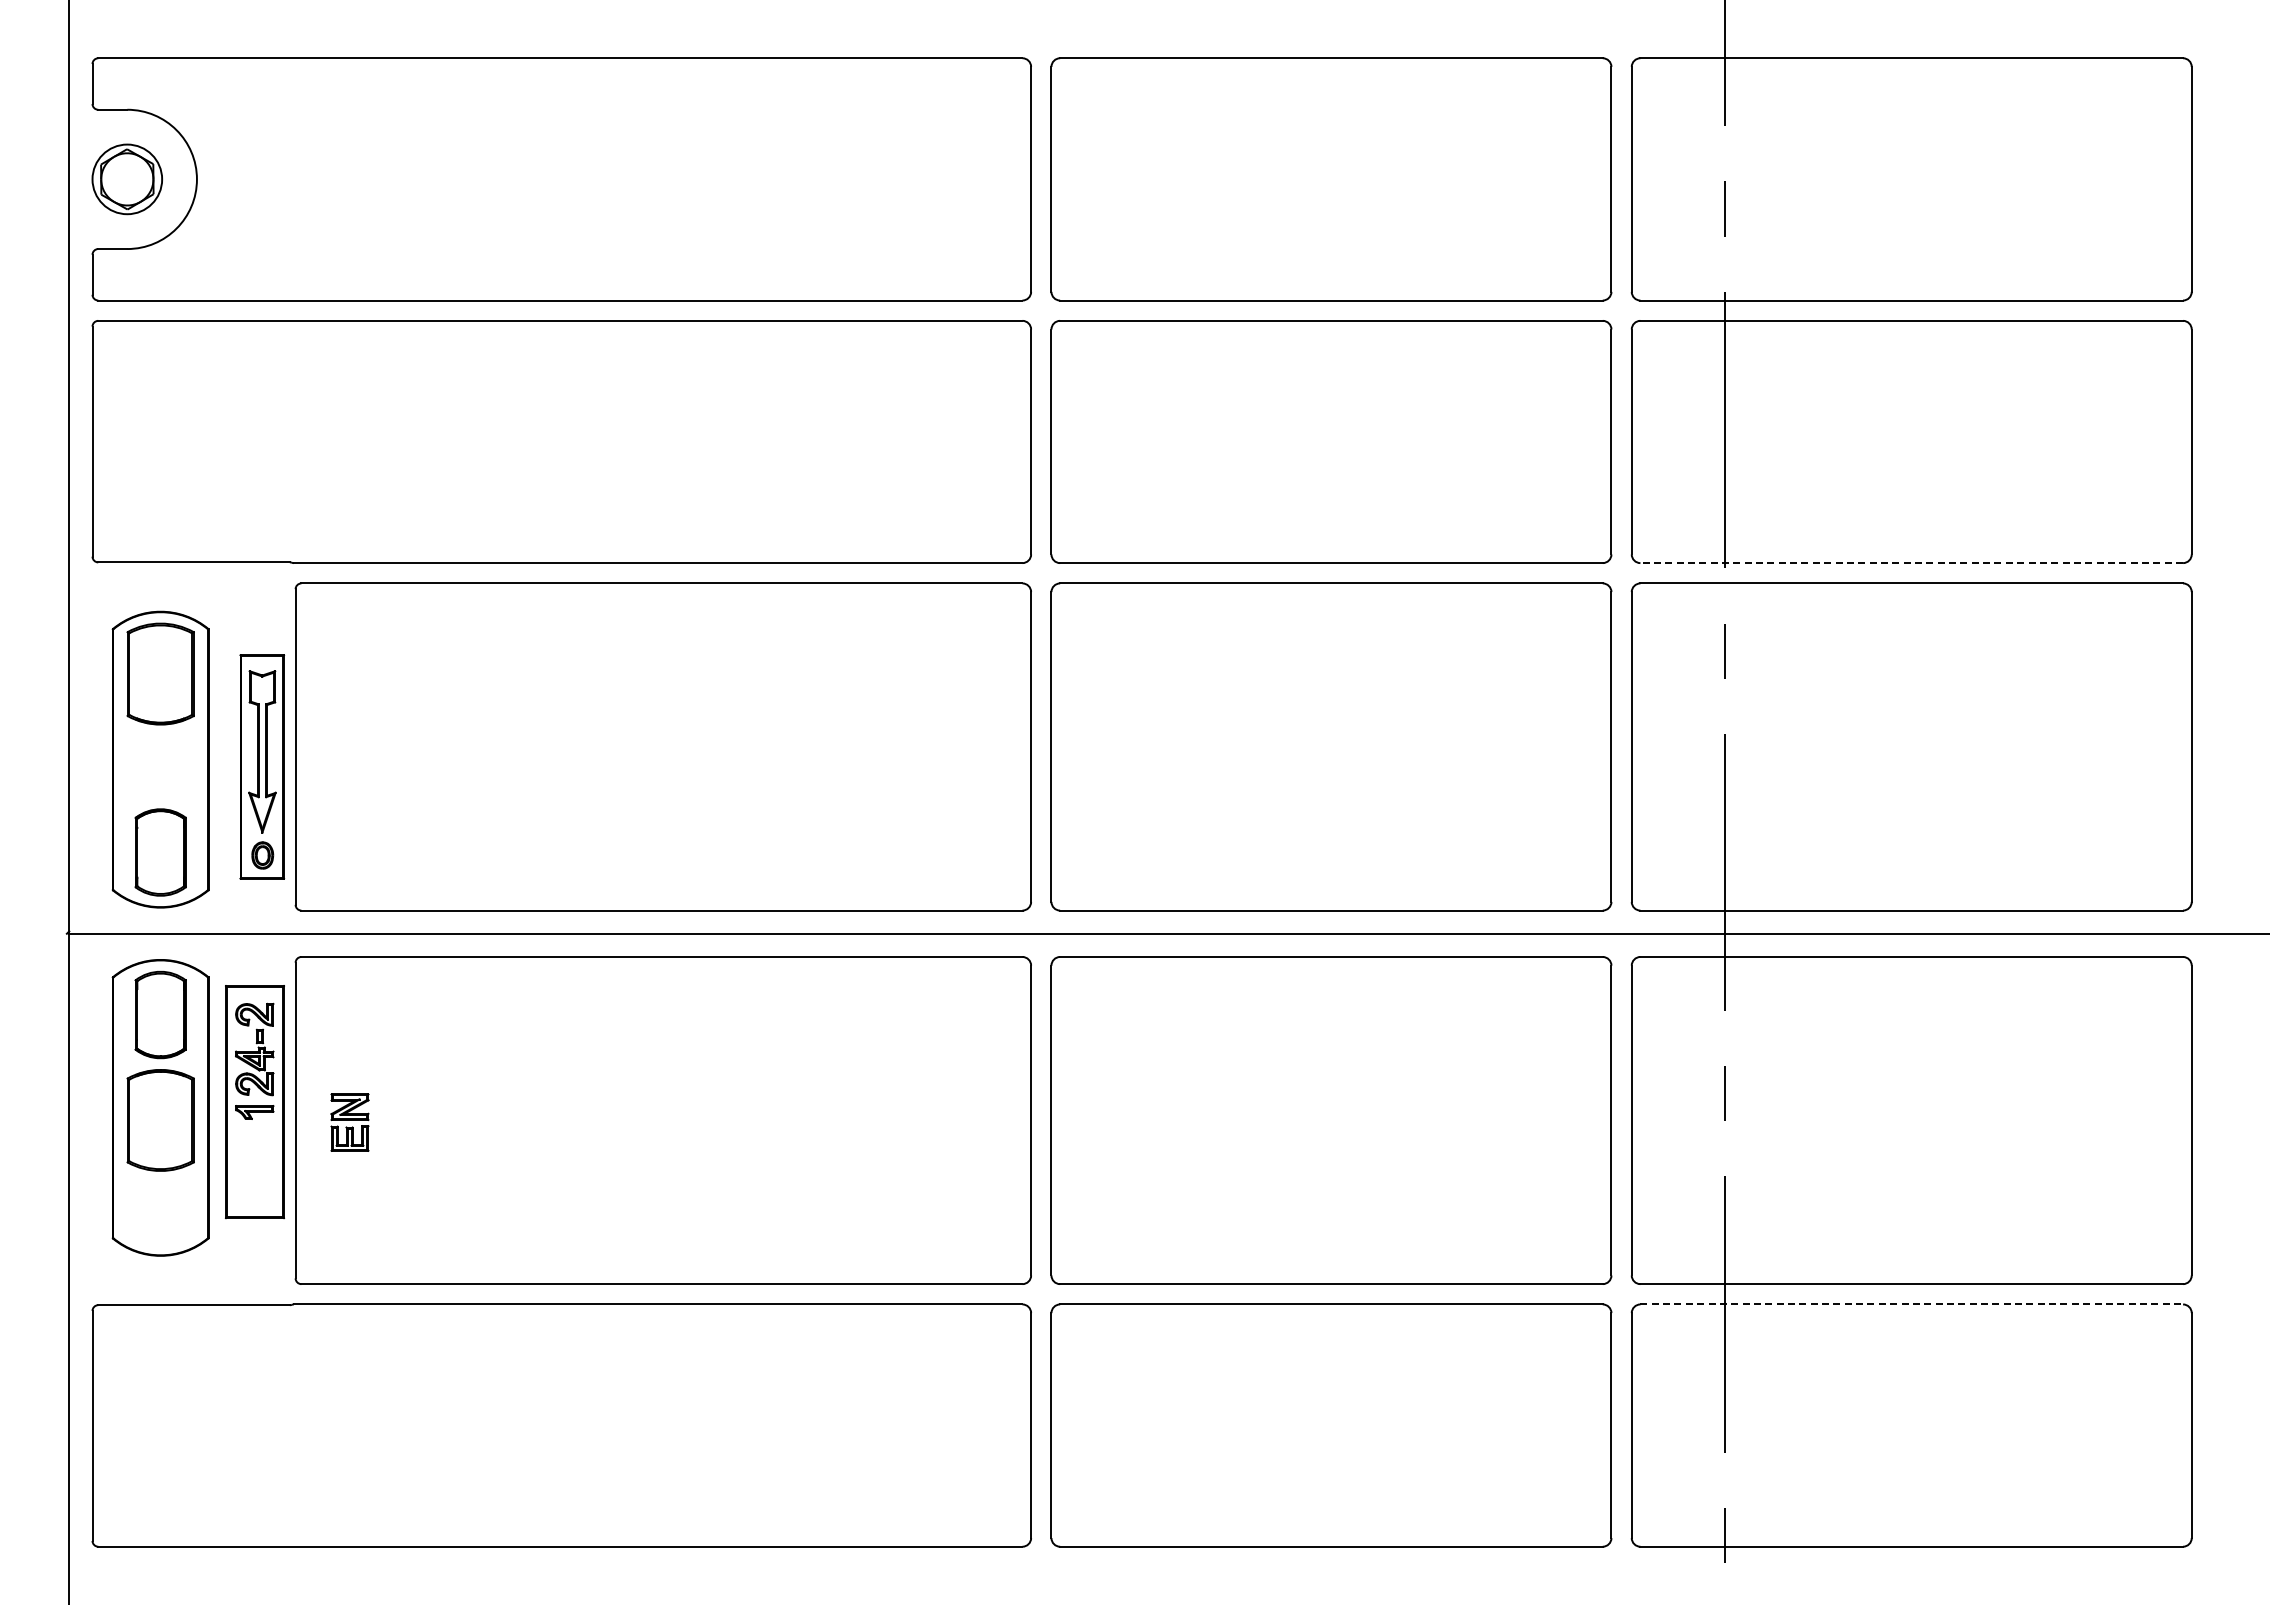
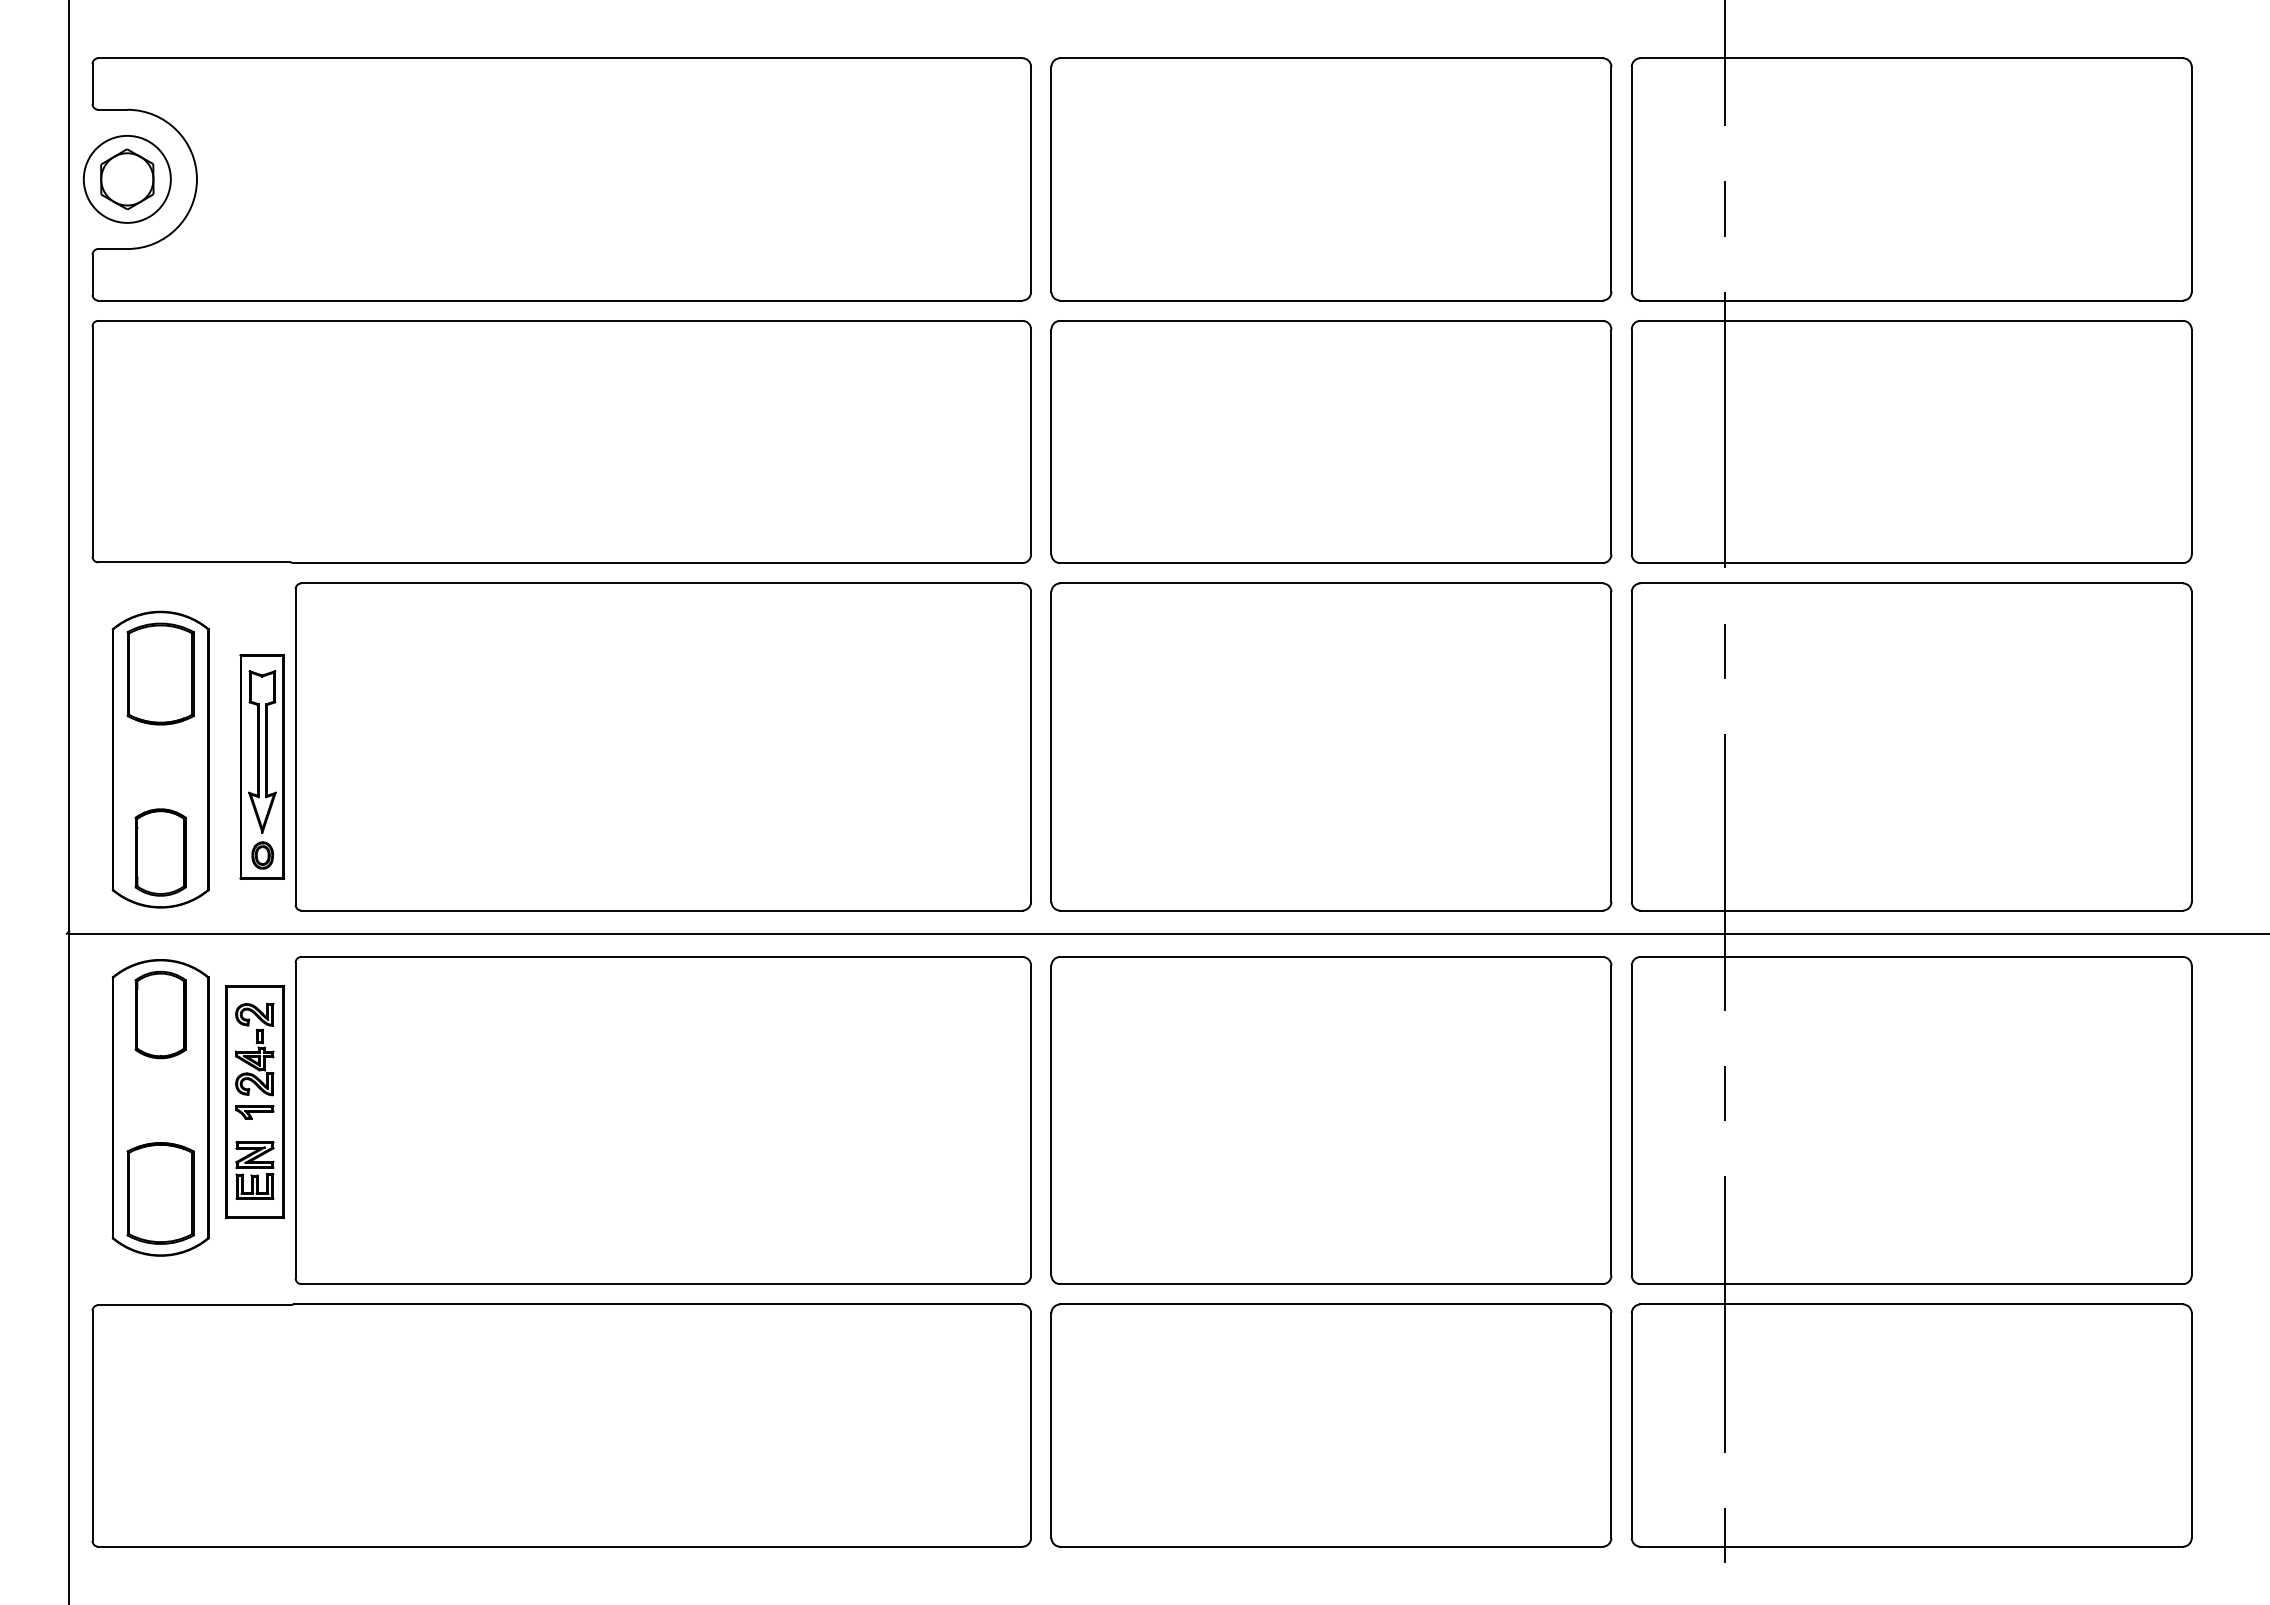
circle diameter: 70 px -> 87 px (126, 178)
line: dashed -> solid (1911, 563)
part position: (160, 1120) -> (160, 1193) (160, 1193)
part position: (349, 1122) -> (254, 1170) (254, 1170)
line: dashed -> solid (1912, 1304)
